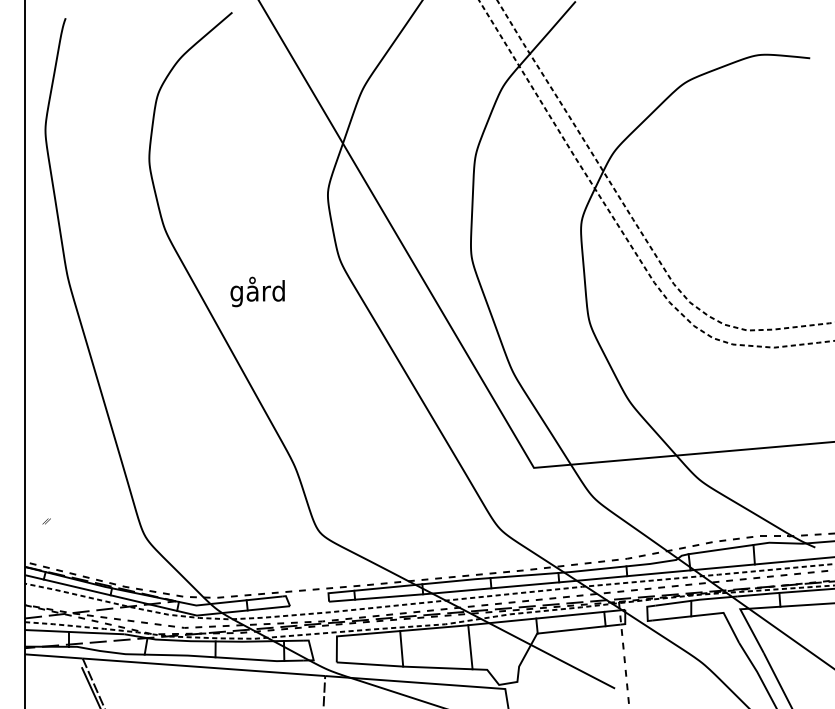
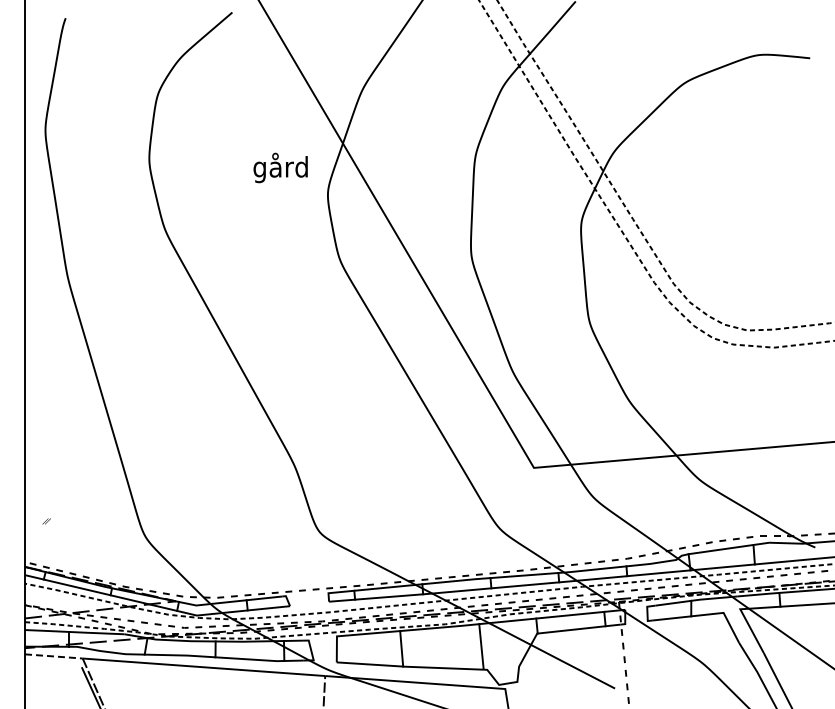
text position: (257, 291) -> (280, 167) (280, 167)
line position: (470, 647) -> (481, 646) (481, 646)
line: solid -> dashed (53, 656)
